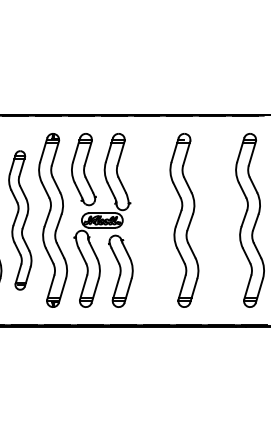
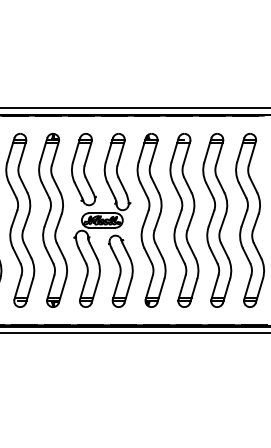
line: none -> present (134, 108)
part size: 25x141 px -> 31x175 px (20, 220)
part: none -> present (151, 220)
part: none -> present (217, 220)
line: none -> present (134, 333)
